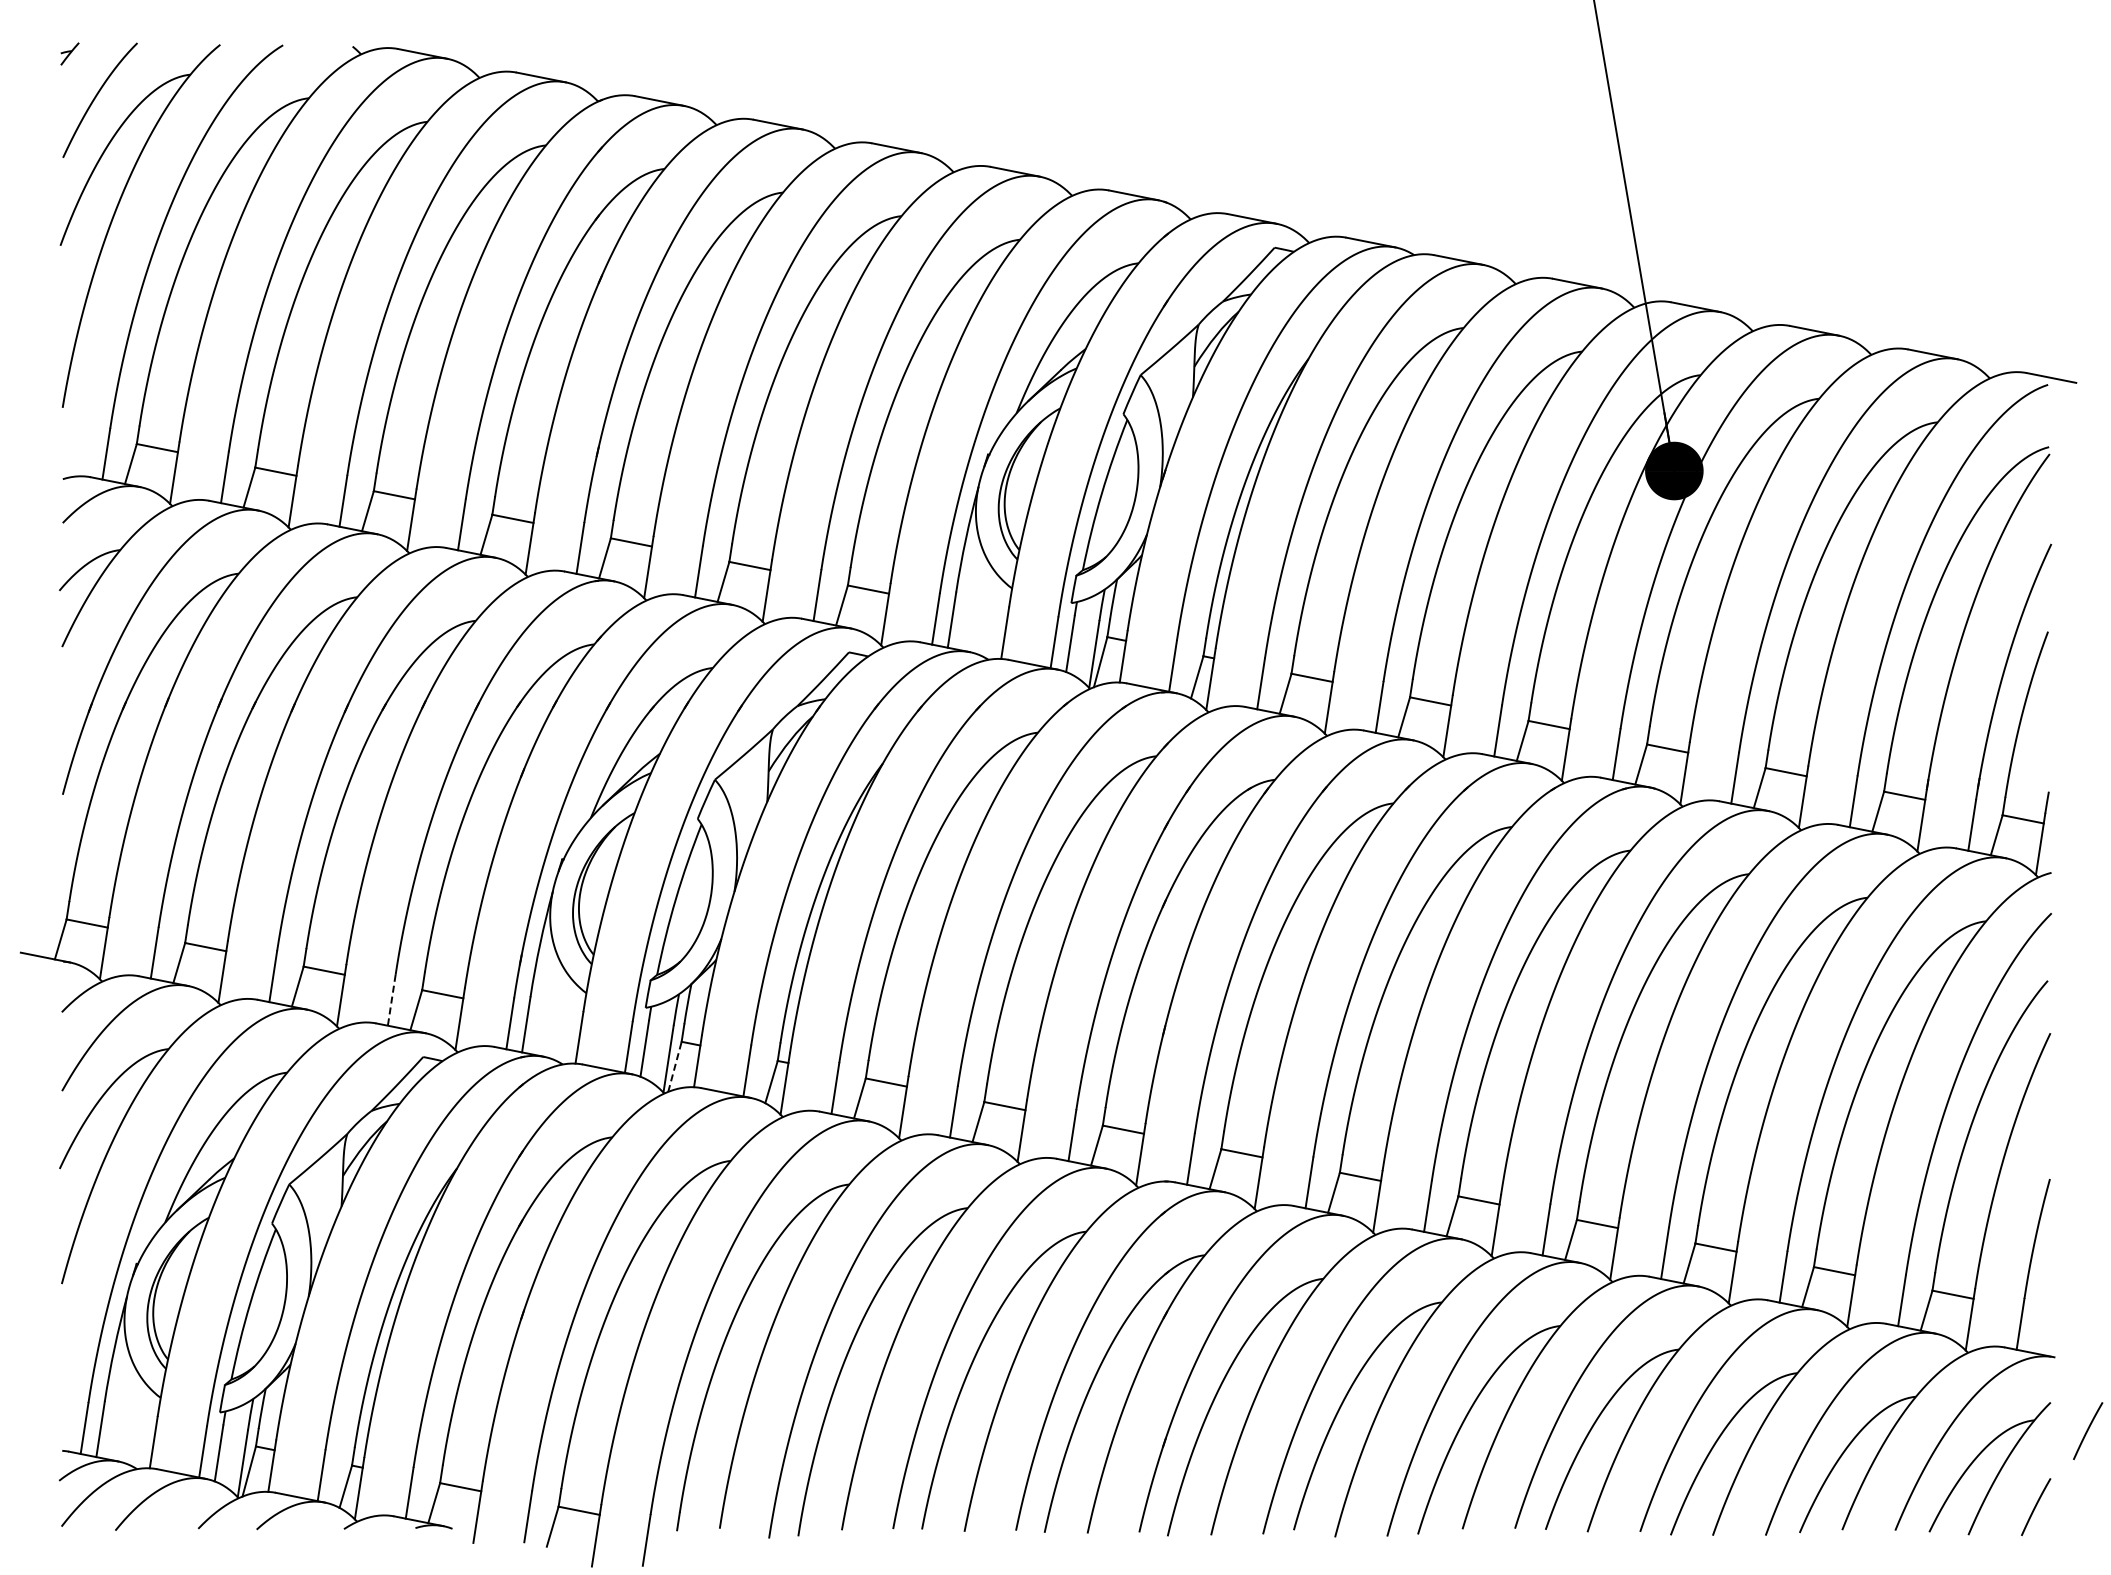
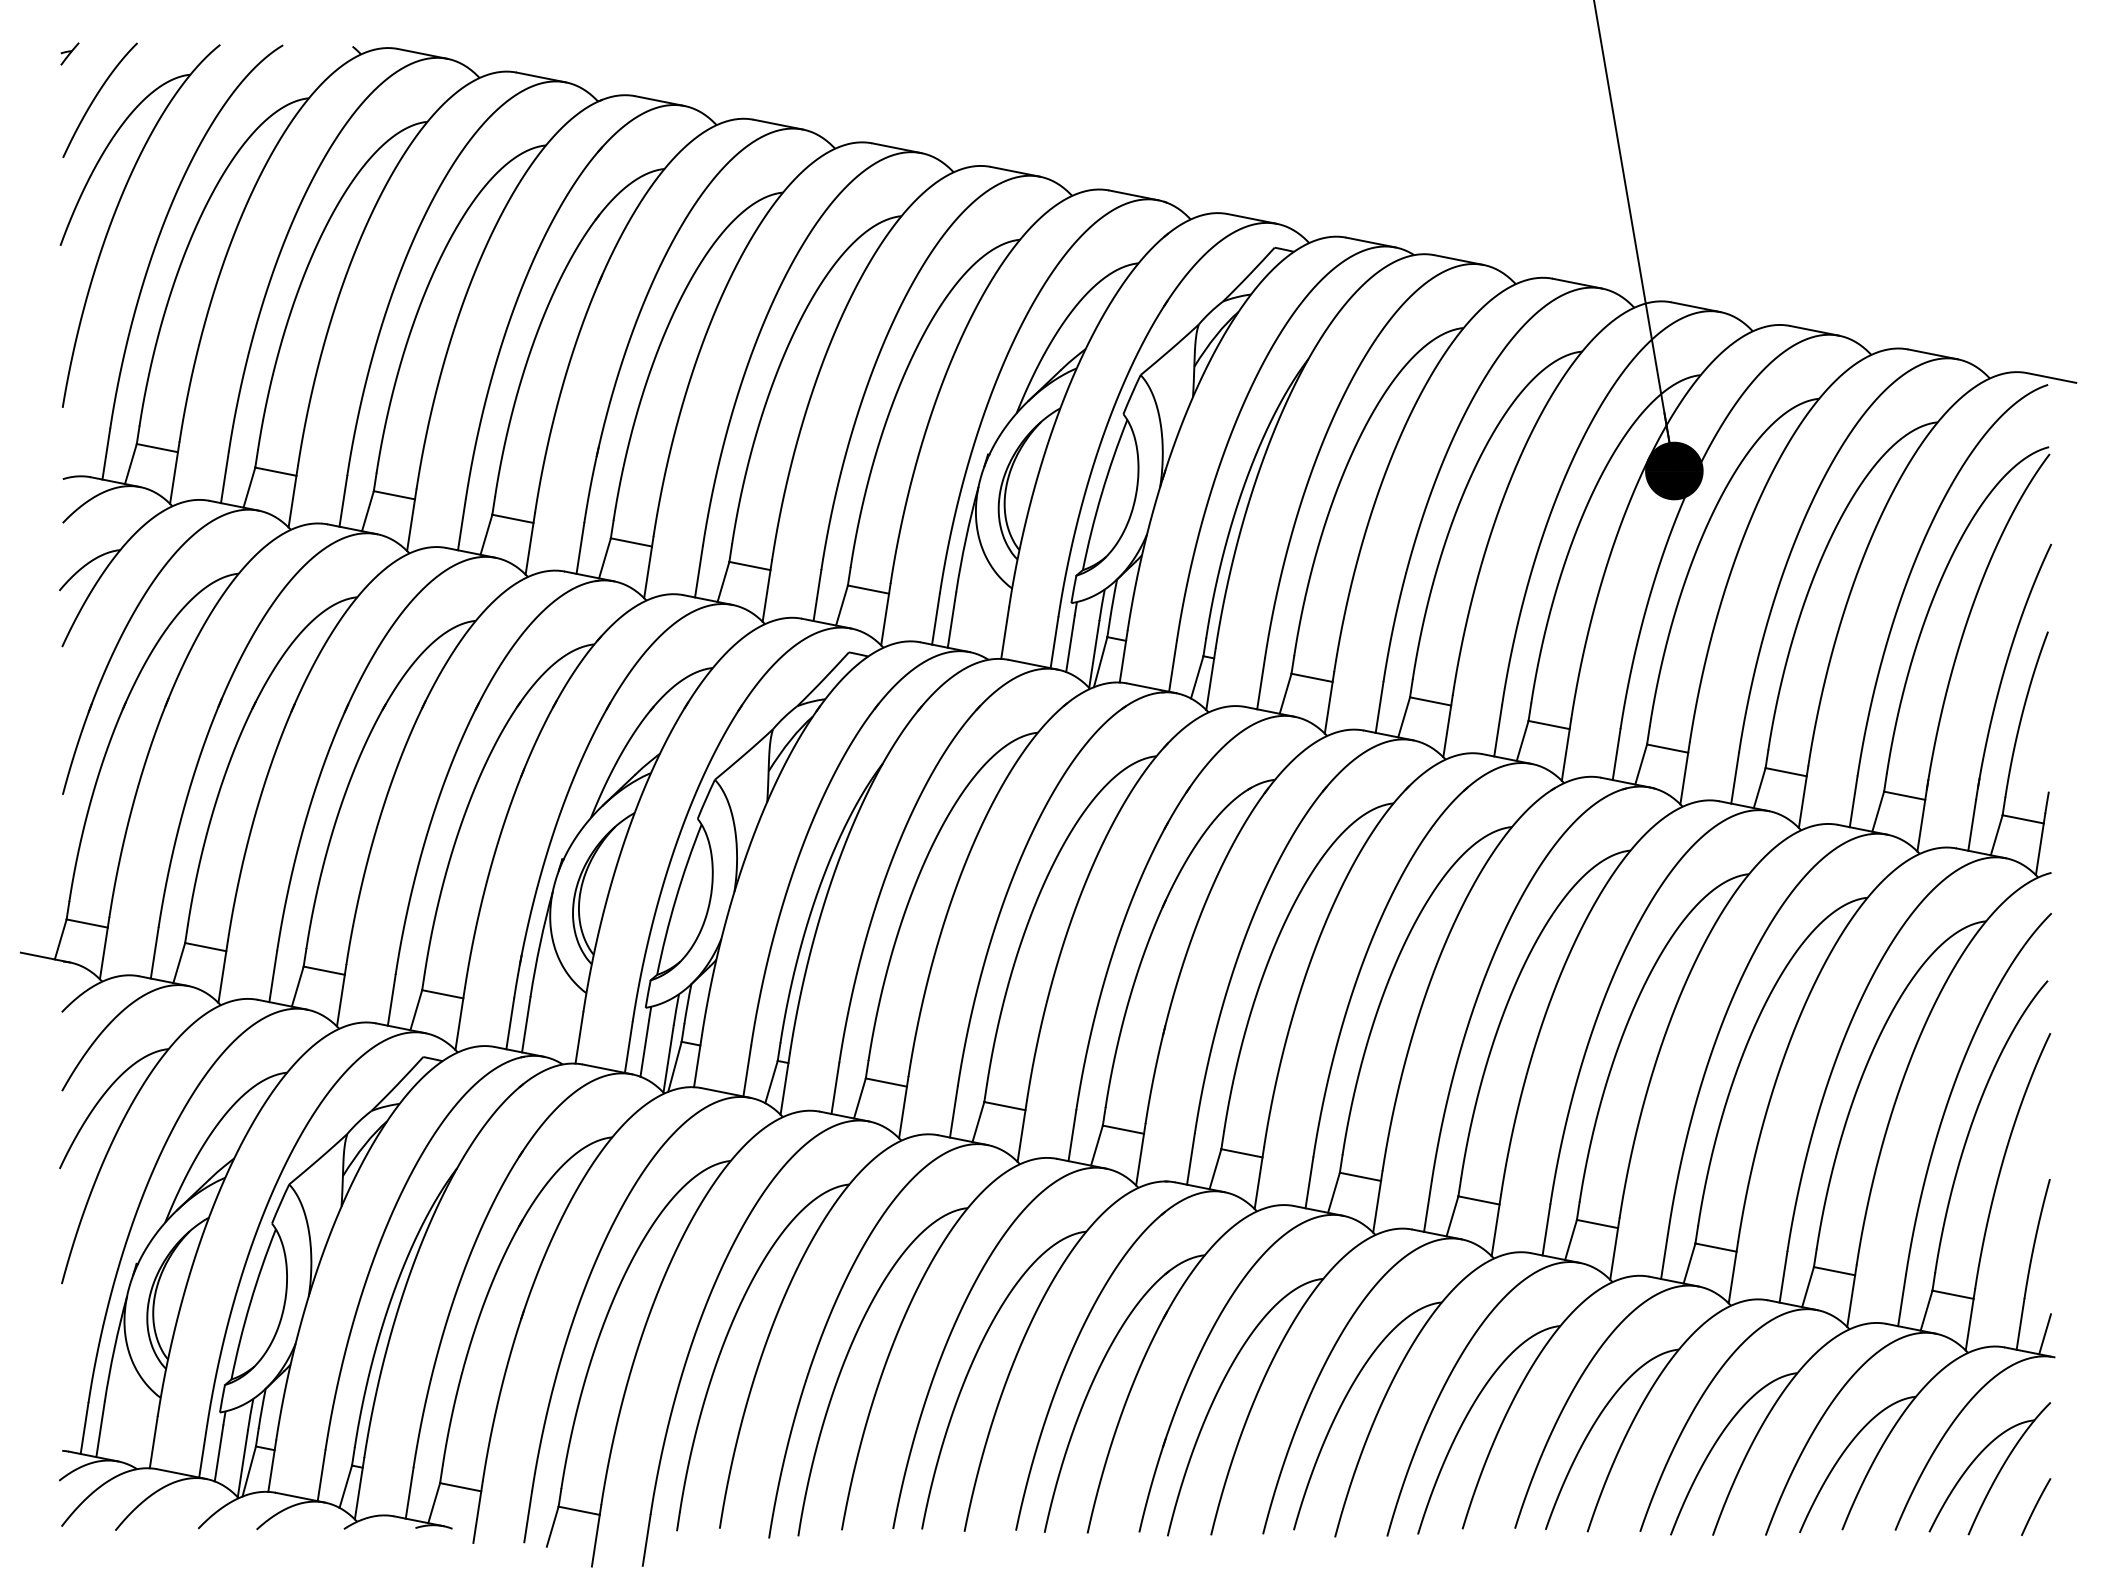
line: dashed -> solid (391, 1000)
line: dashed -> solid (674, 1066)
line: none -> present (2044, 1334)
line: present -> none (2088, 1431)
